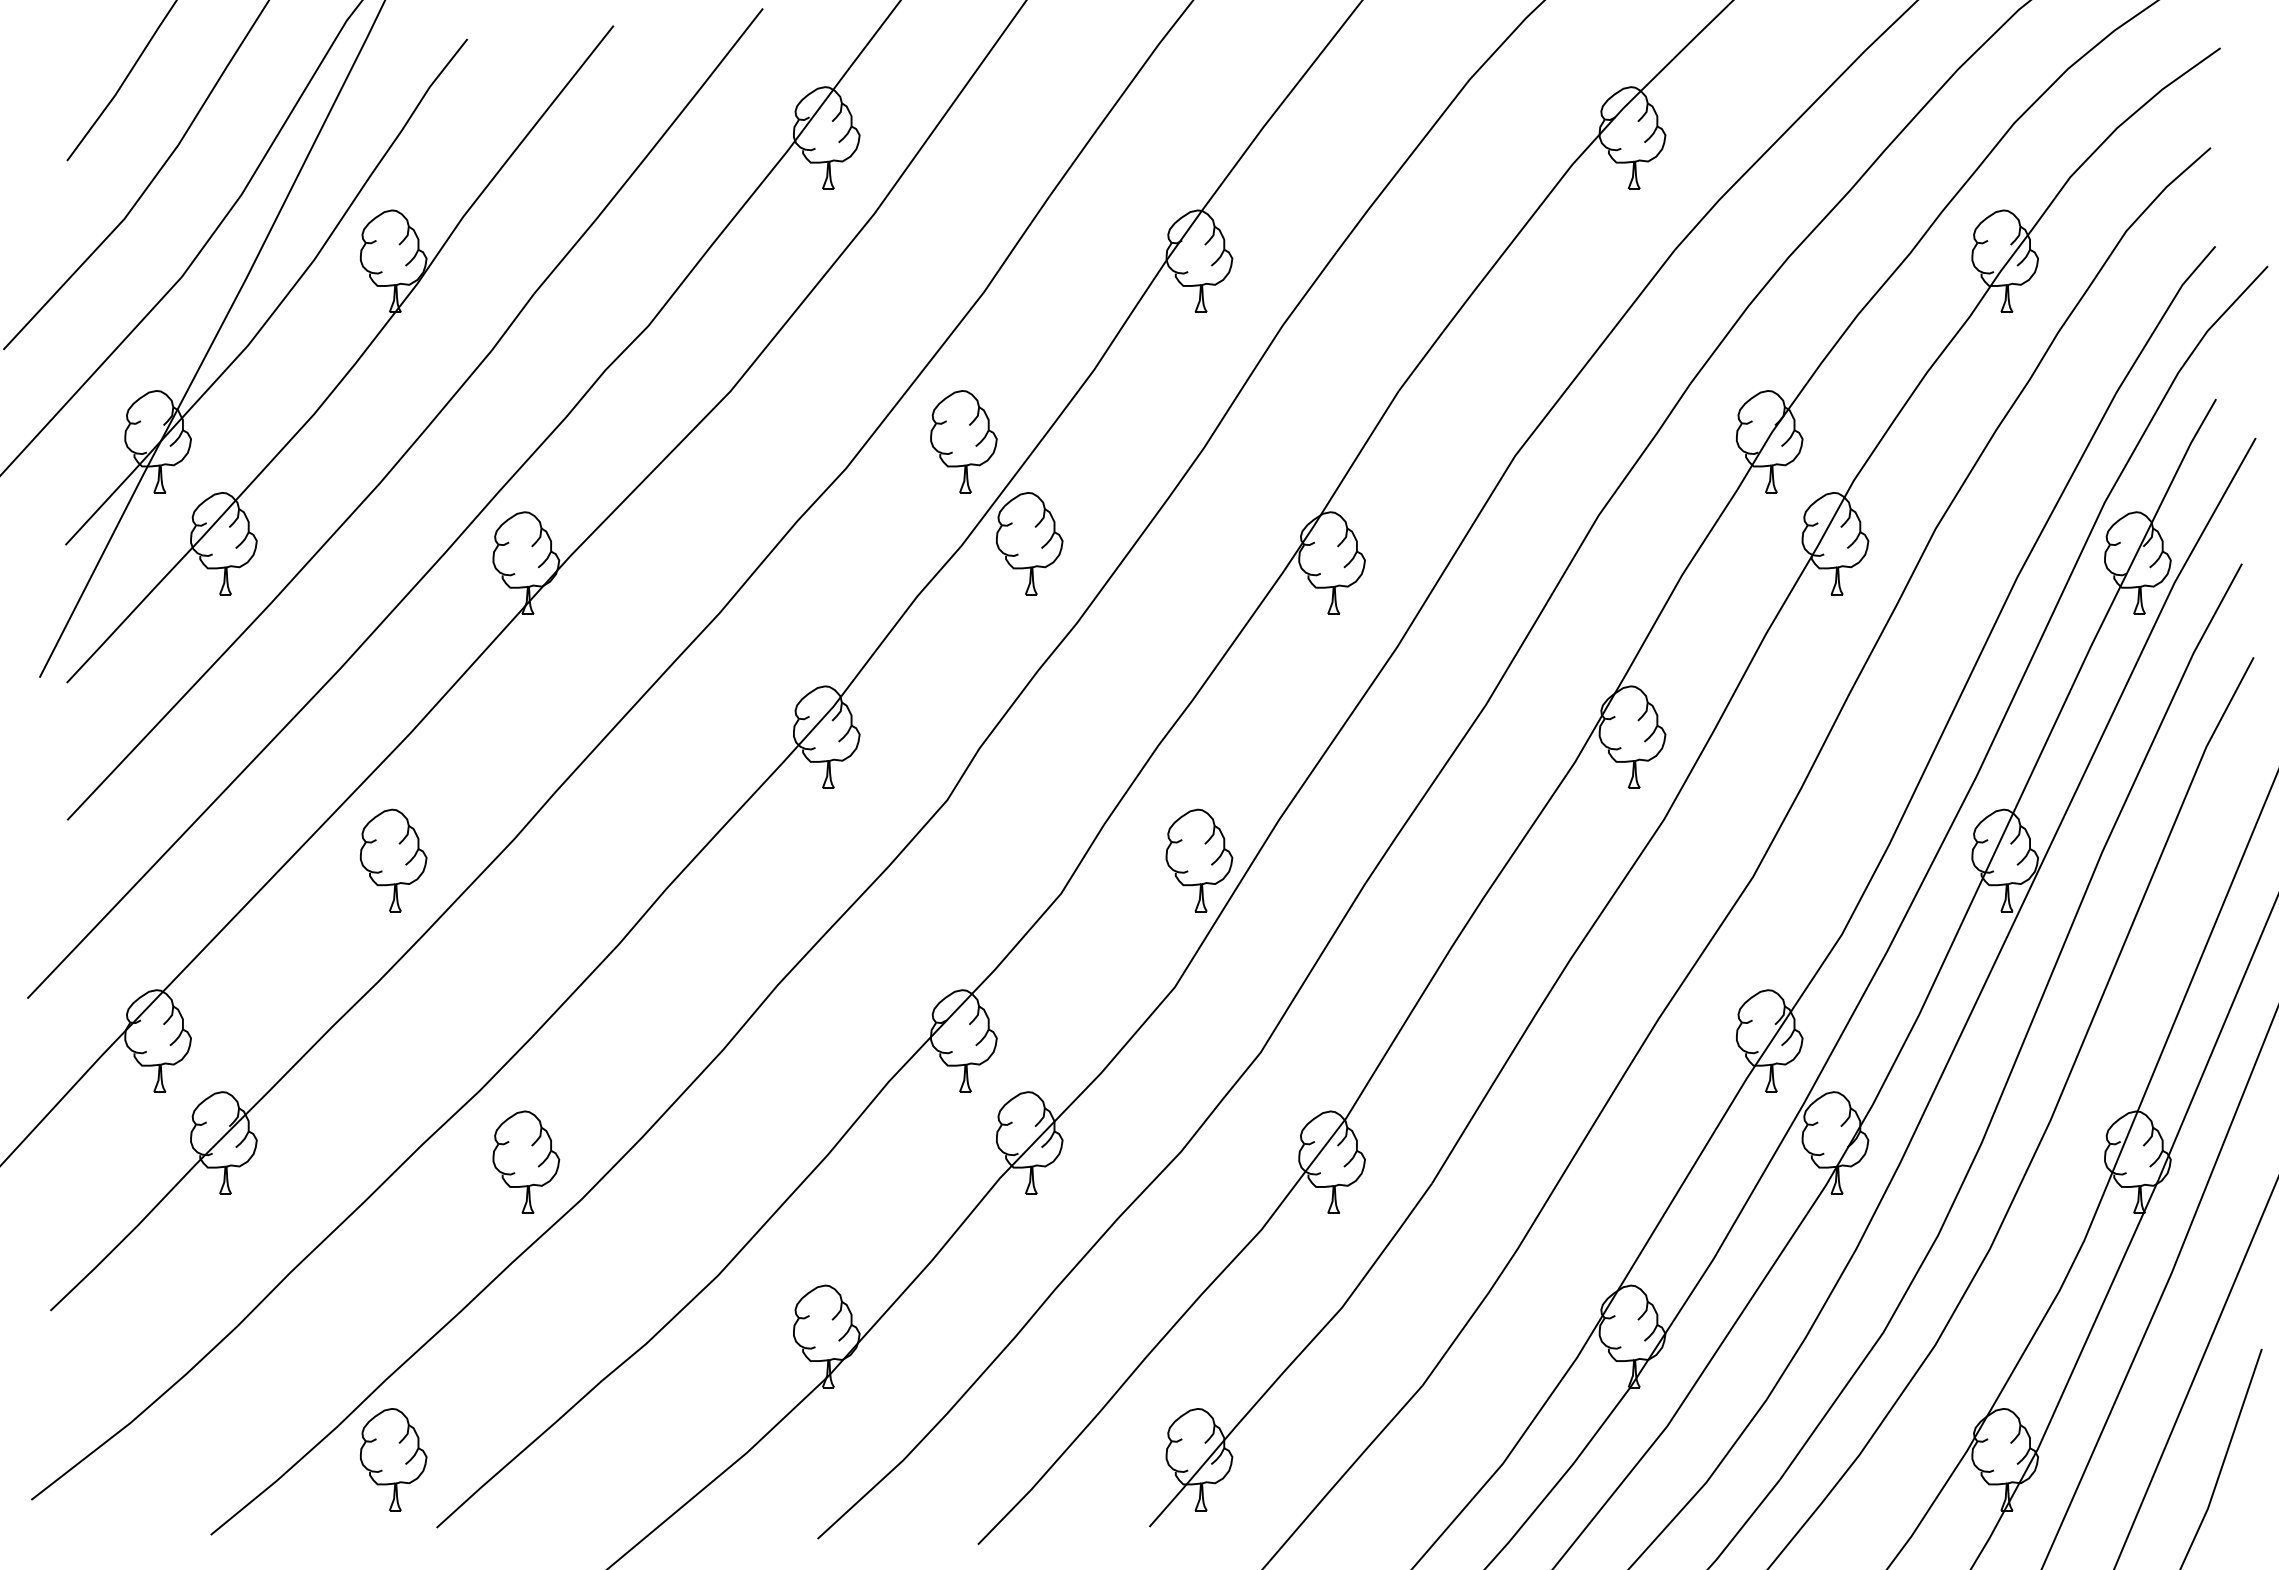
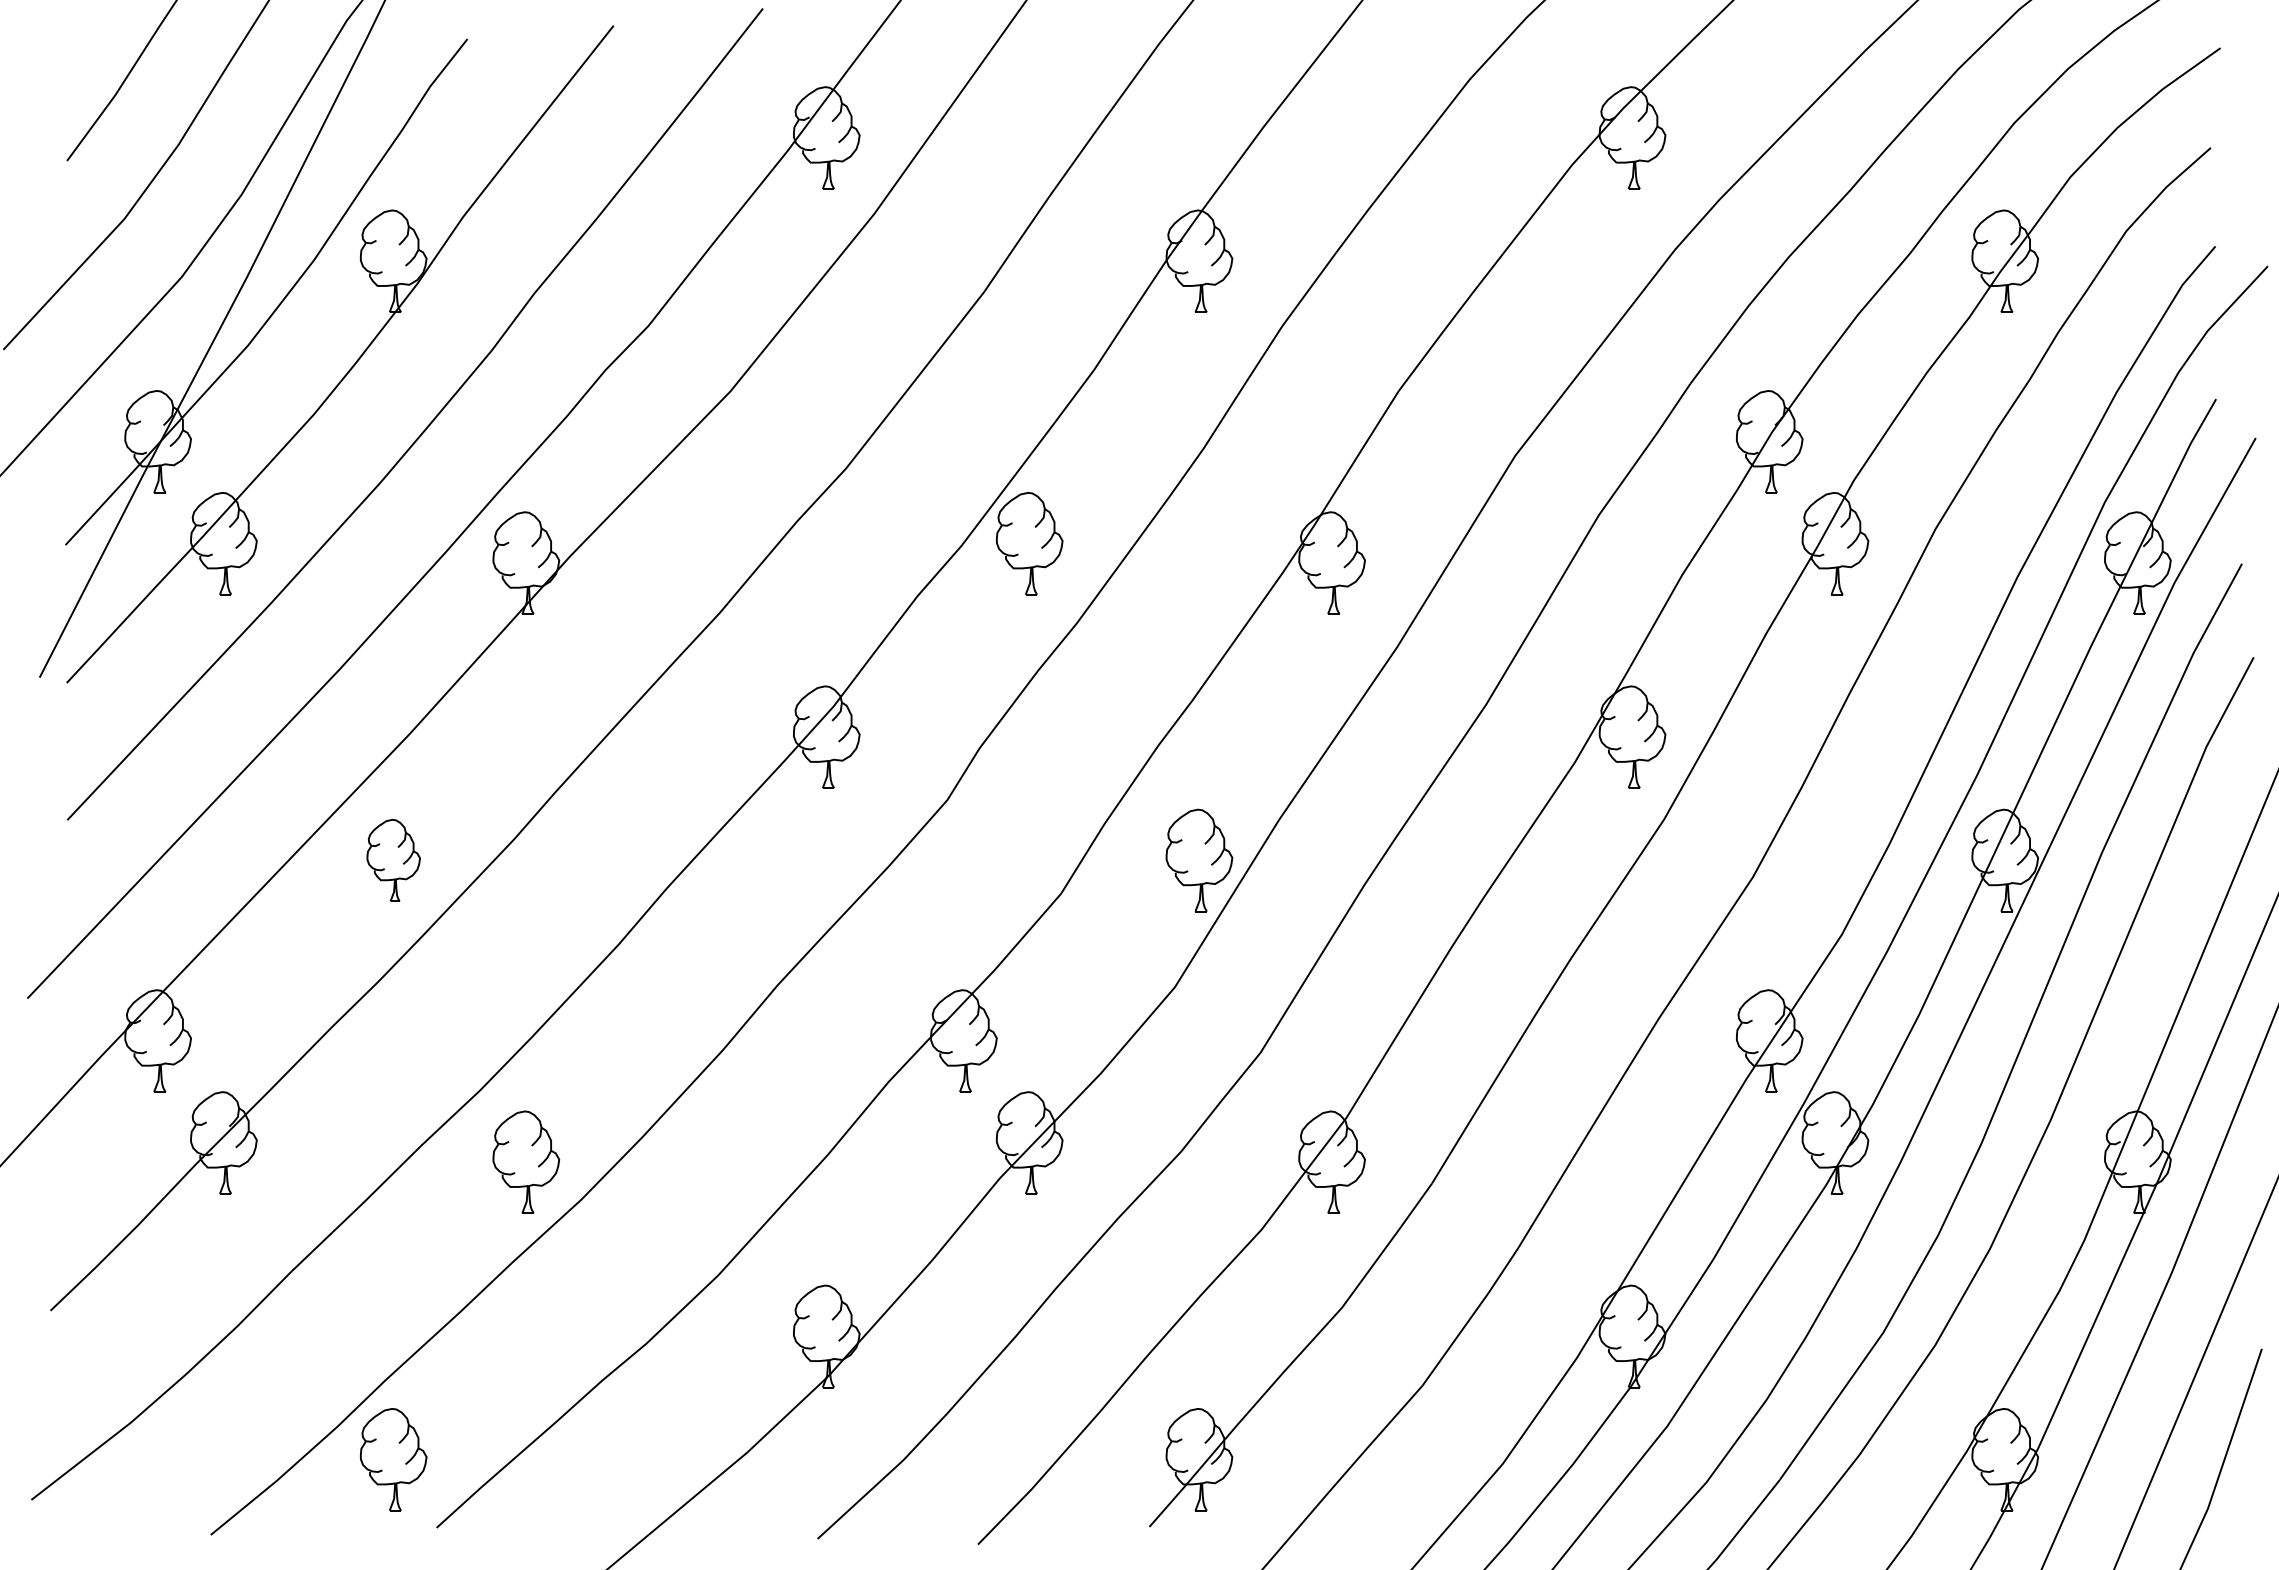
part: present -> none (963, 441)
part size: 68x105 px -> 55x83 px (393, 860)
